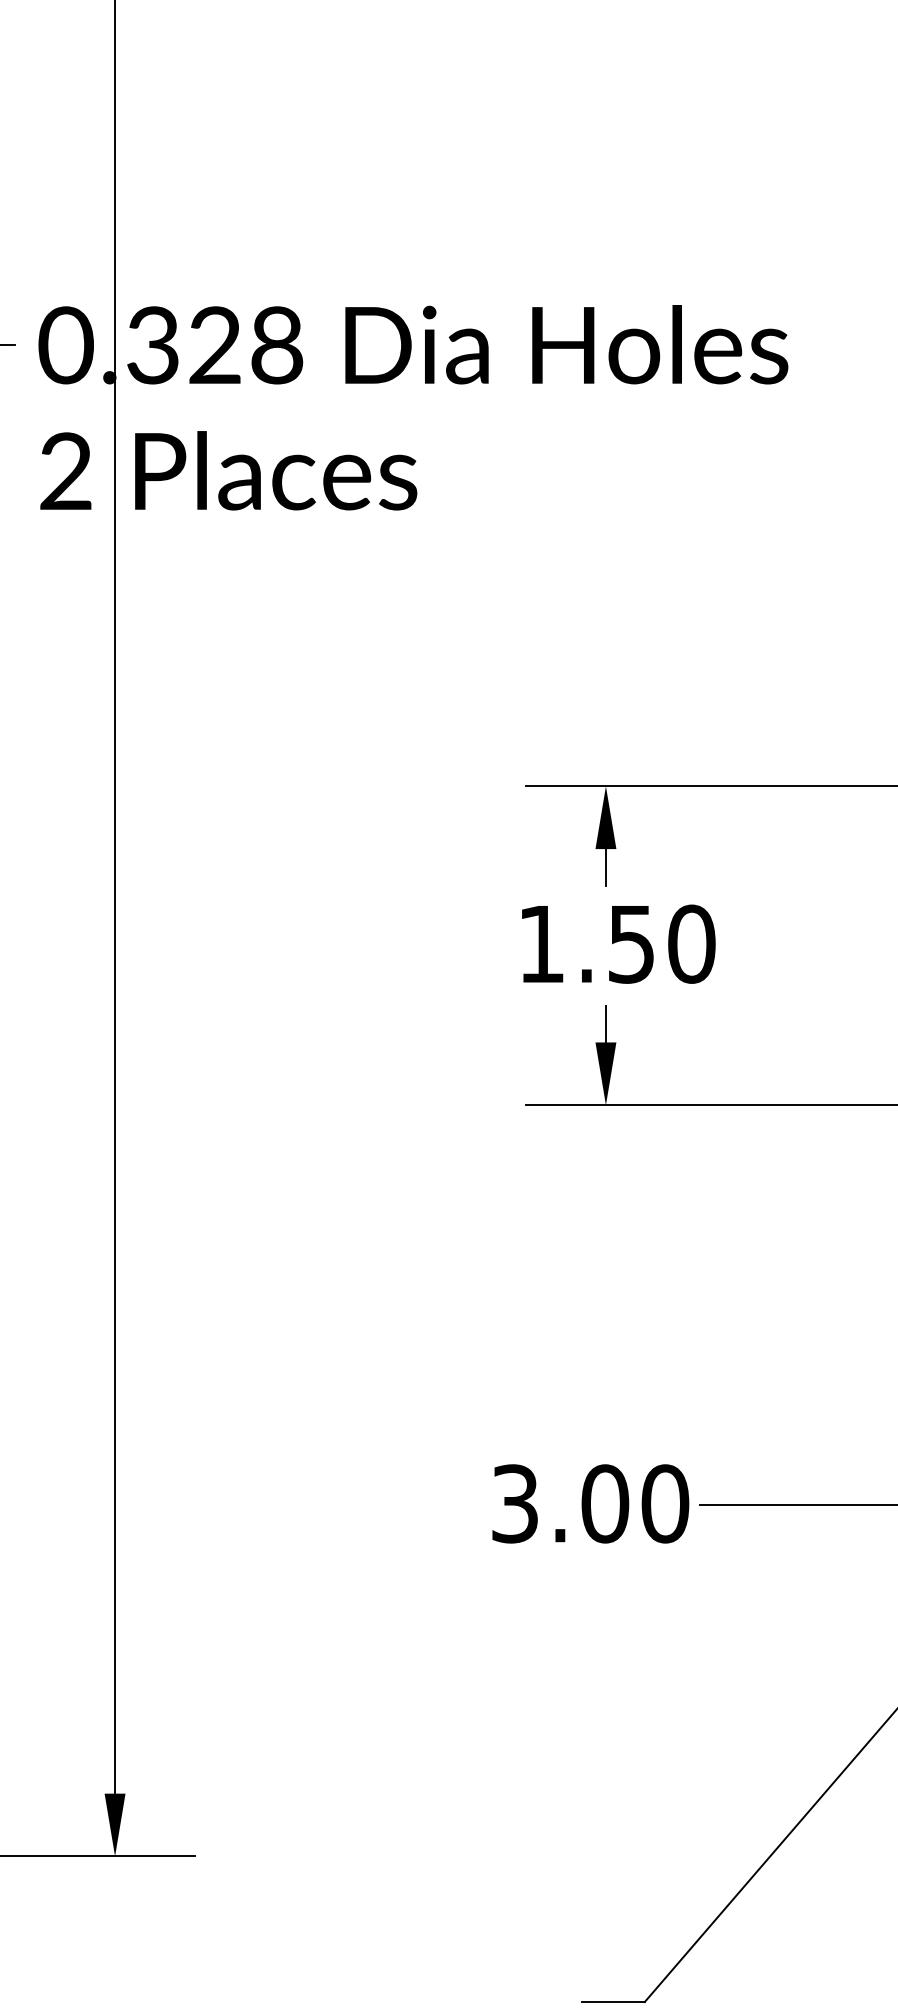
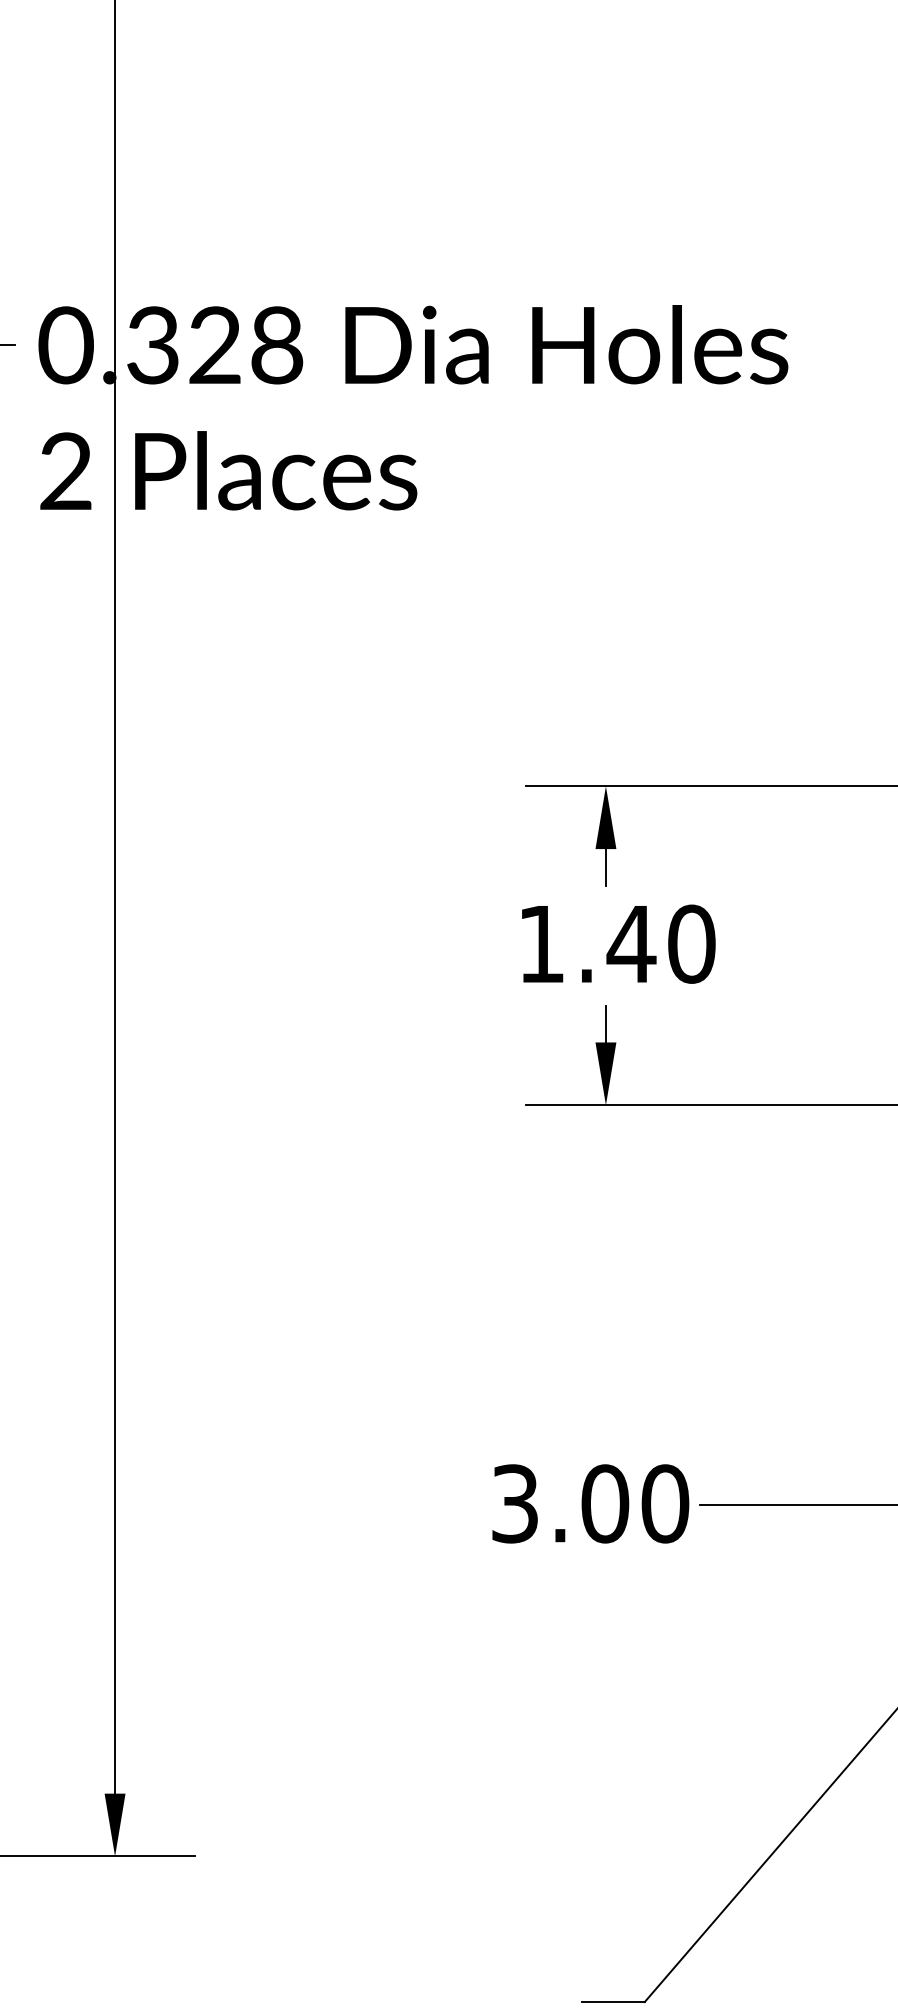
text: 1.50 -> 1.40 (631, 944)
